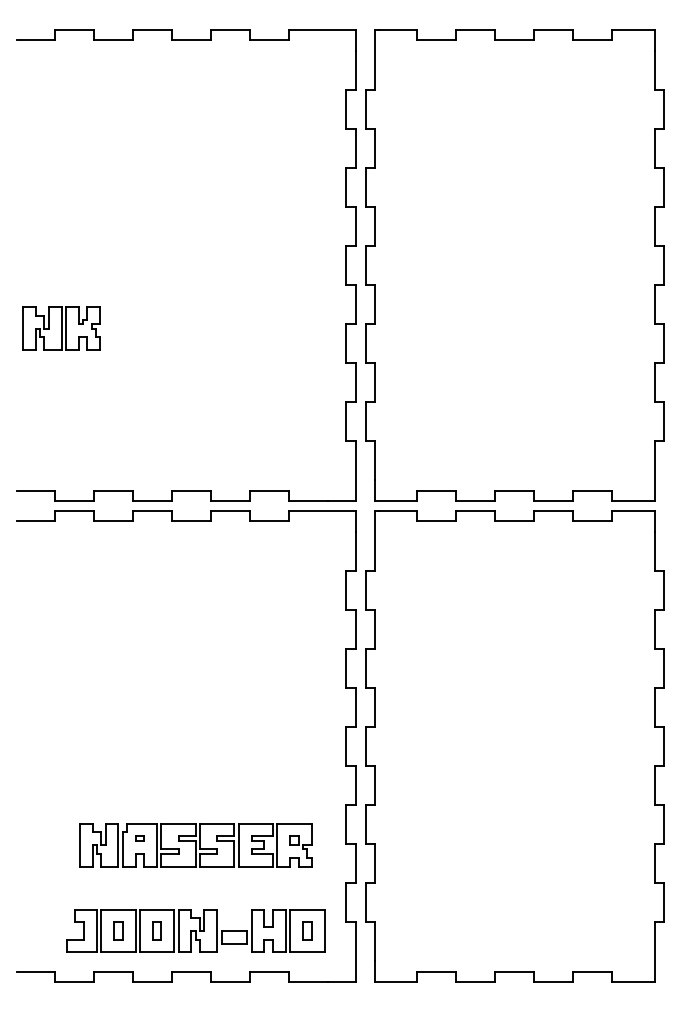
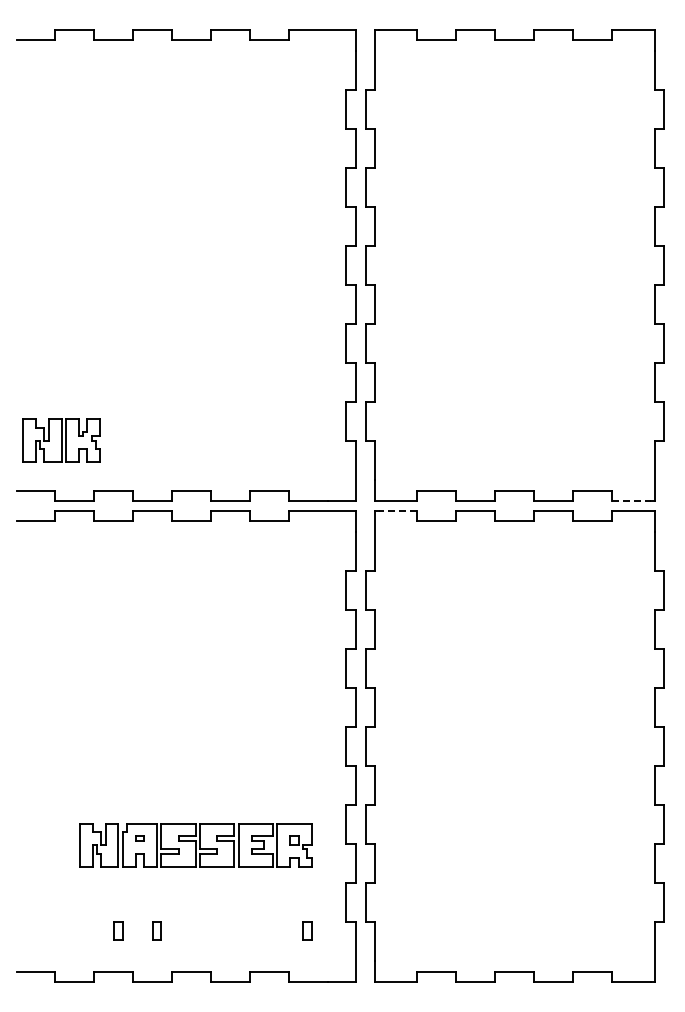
part position: (61, 328) -> (61, 440) (61, 440)
line: solid -> dashed (632, 501)
line: solid -> dashed (397, 510)
part: present -> none (195, 930)
